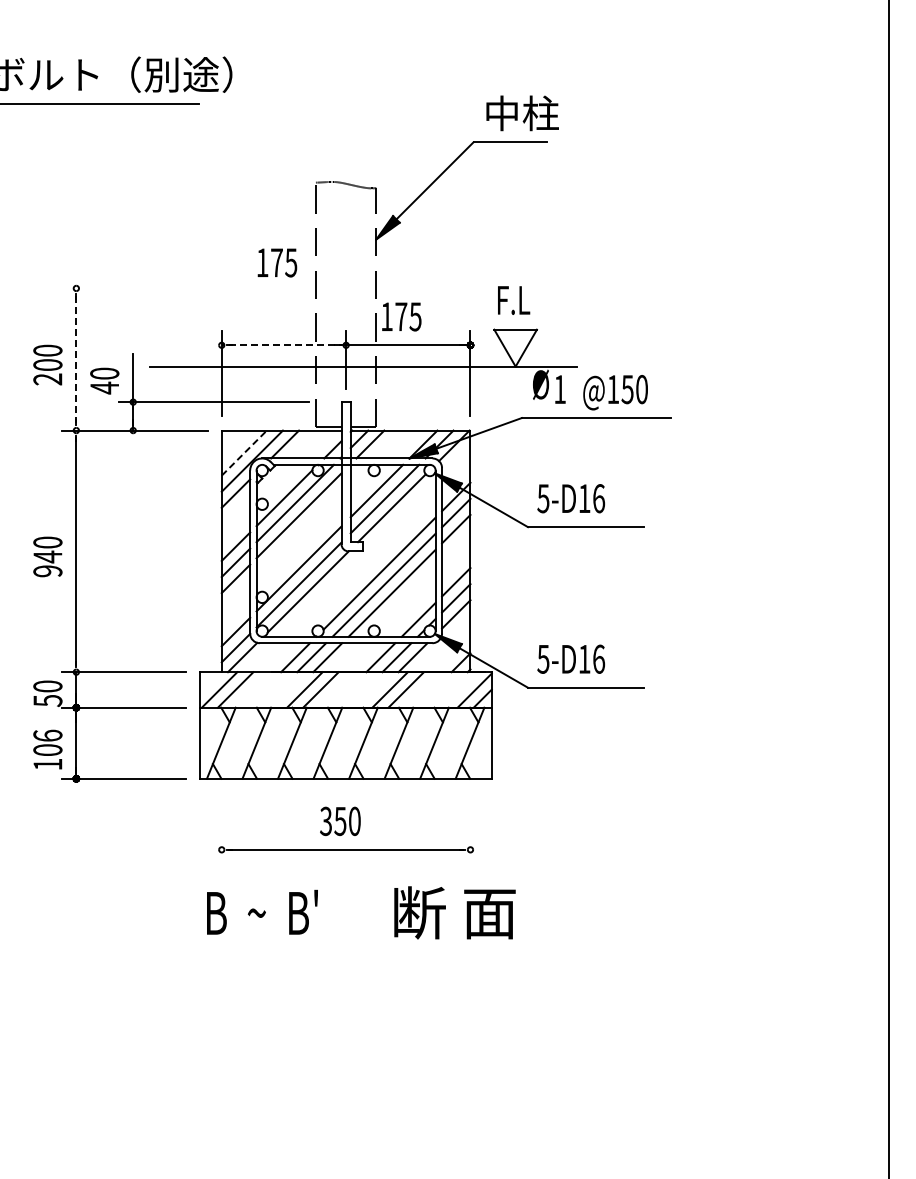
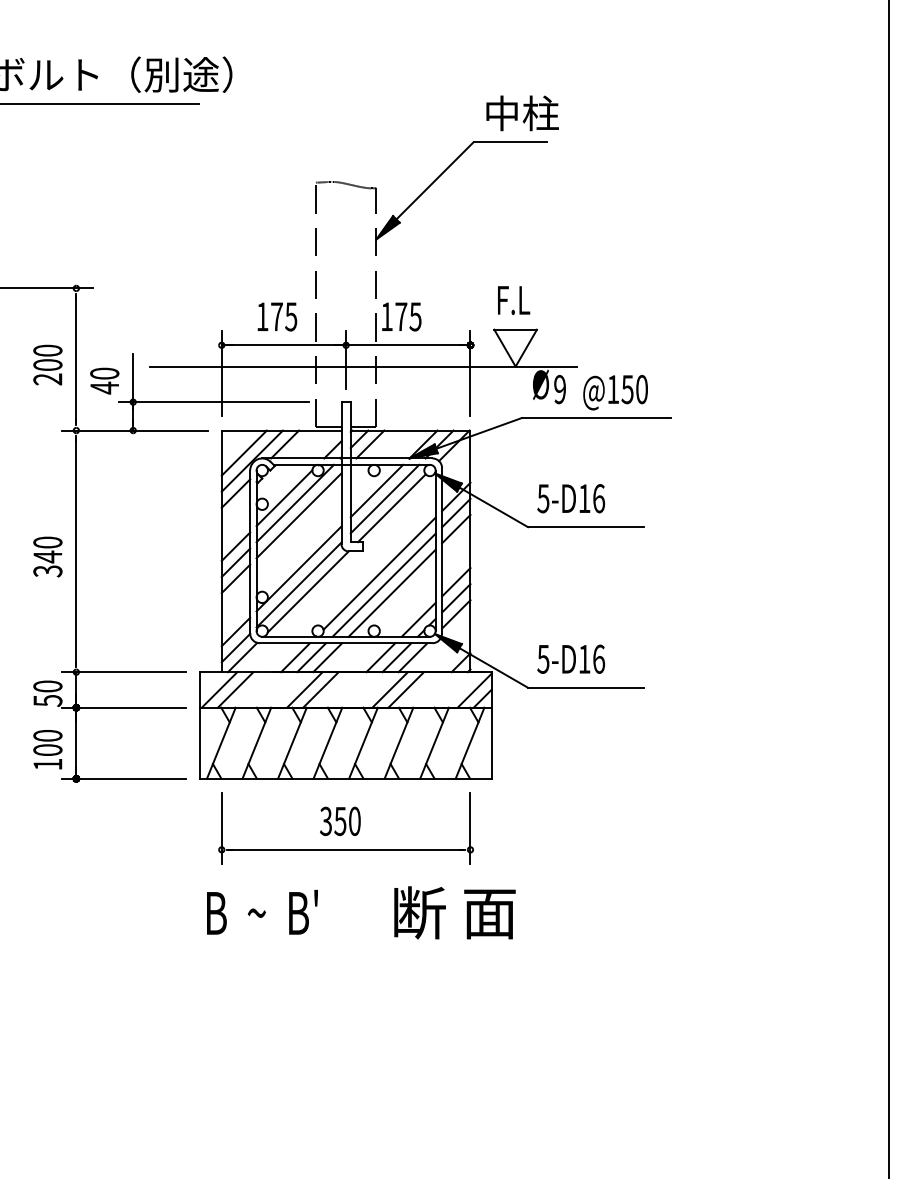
text position: (277, 262) -> (277, 316) (277, 316)
line: none -> present (47, 288)
line: dashed -> solid (283, 345)
line: dashed -> solid (76, 359)
text: 1 -> 9 (559, 389)
line: dashed -> solid (244, 453)
text: 940 -> 340 (47, 571)
text: 106 -> 100 (47, 735)
line: none -> present (221, 828)
line: none -> present (470, 828)
